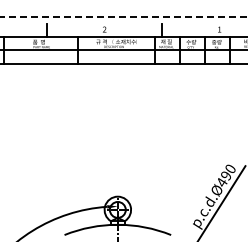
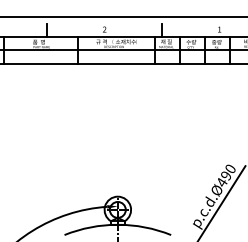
line: dashed -> solid (124, 17)
